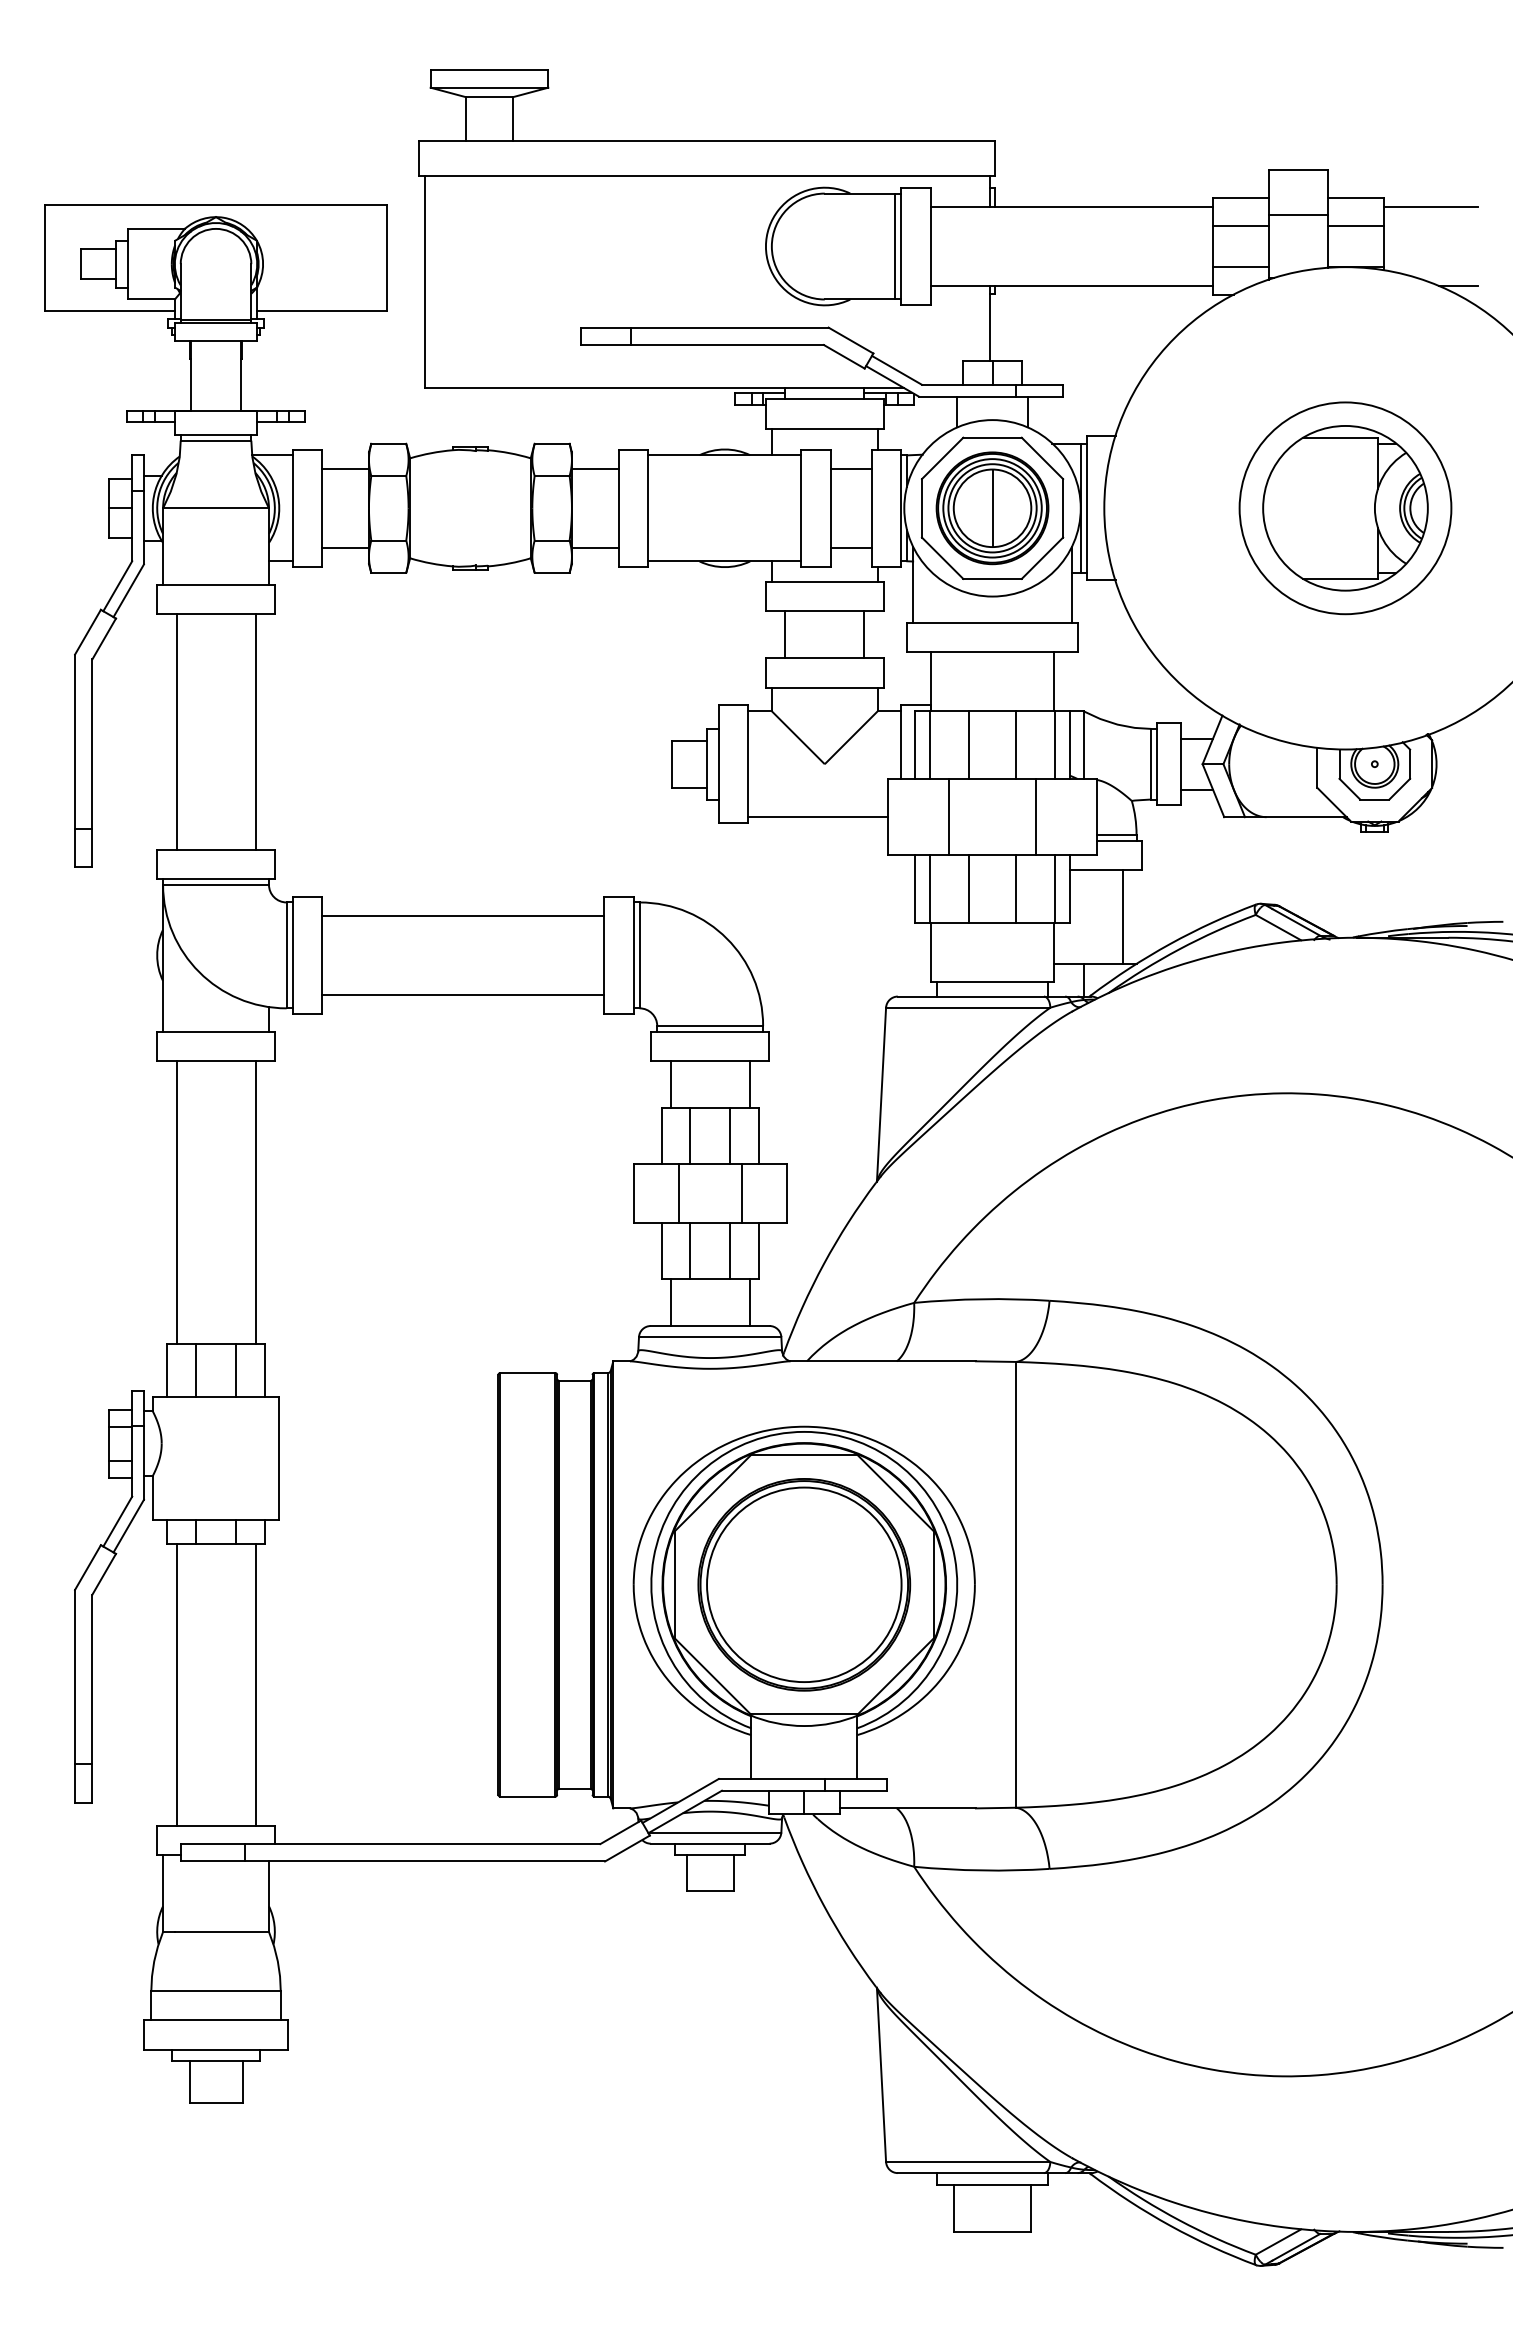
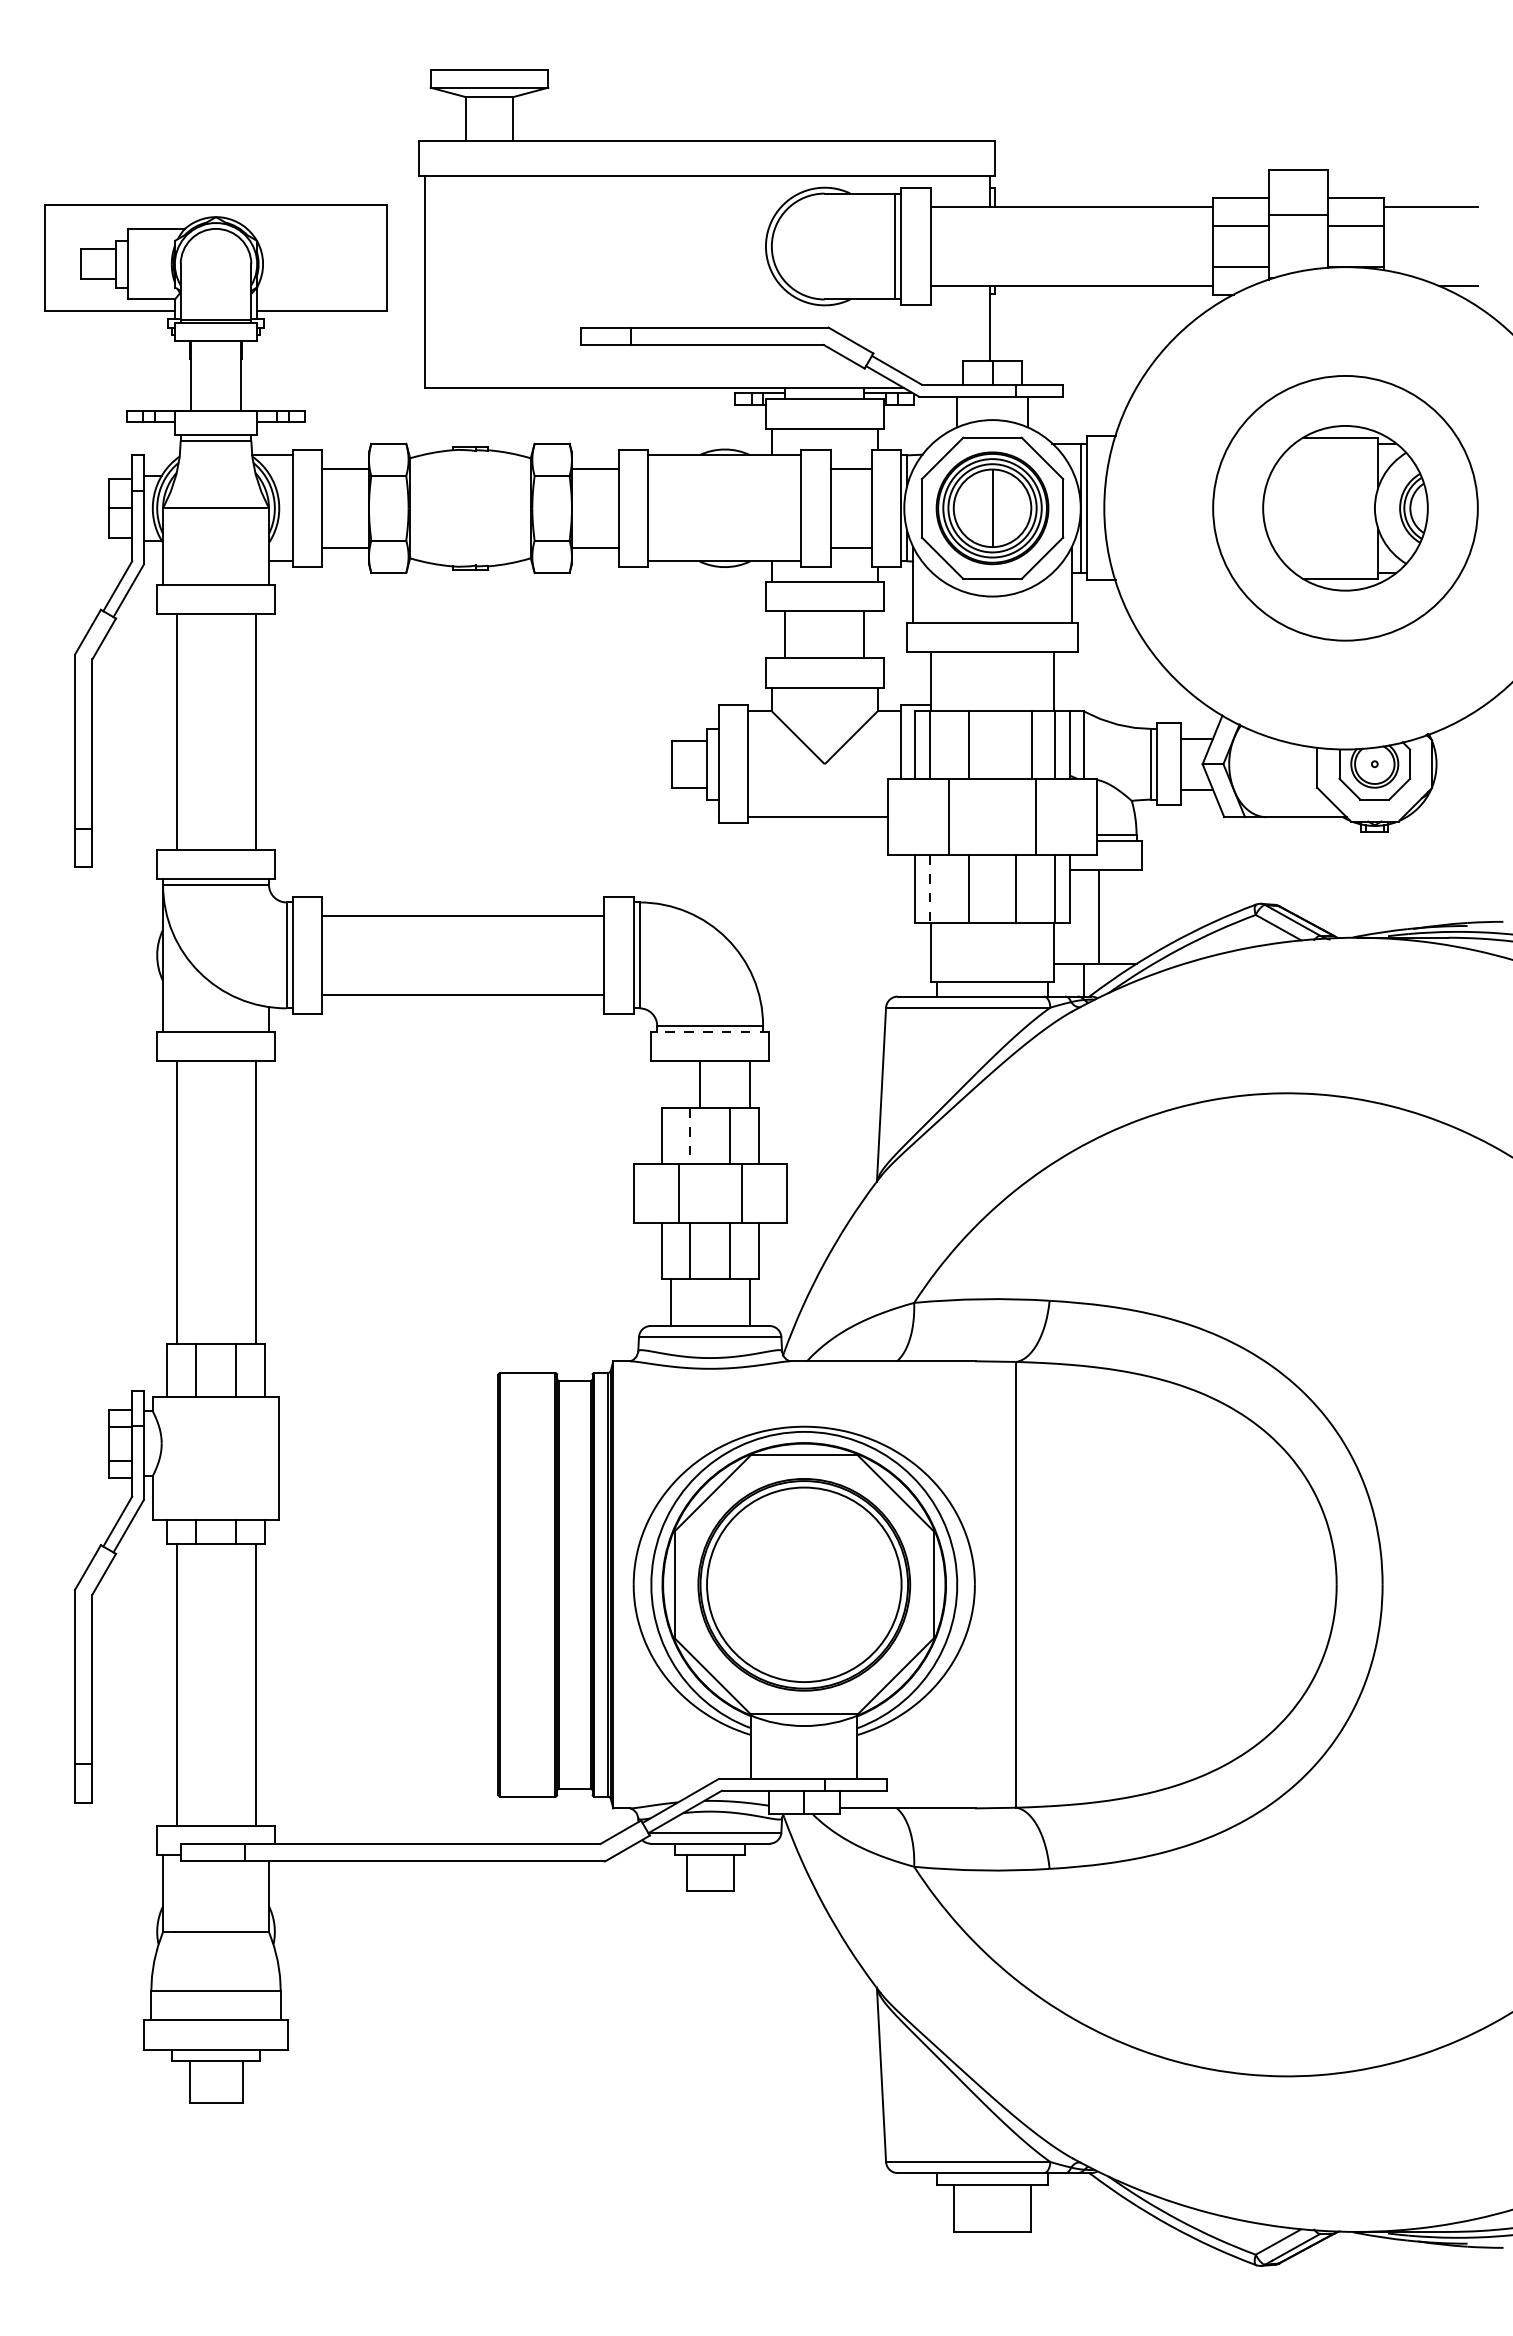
circle diameter: 212 px -> 265 px (1345, 507)
line position: (1016, 744) -> (1032, 744) (1032, 744)
line: solid -> dashed (929, 889)
line position: (1123, 917) -> (1099, 917) (1099, 917)
line: solid -> dashed (710, 1031)
line position: (670, 1084) -> (699, 1084) (699, 1084)
line: solid -> dashed (690, 1136)
